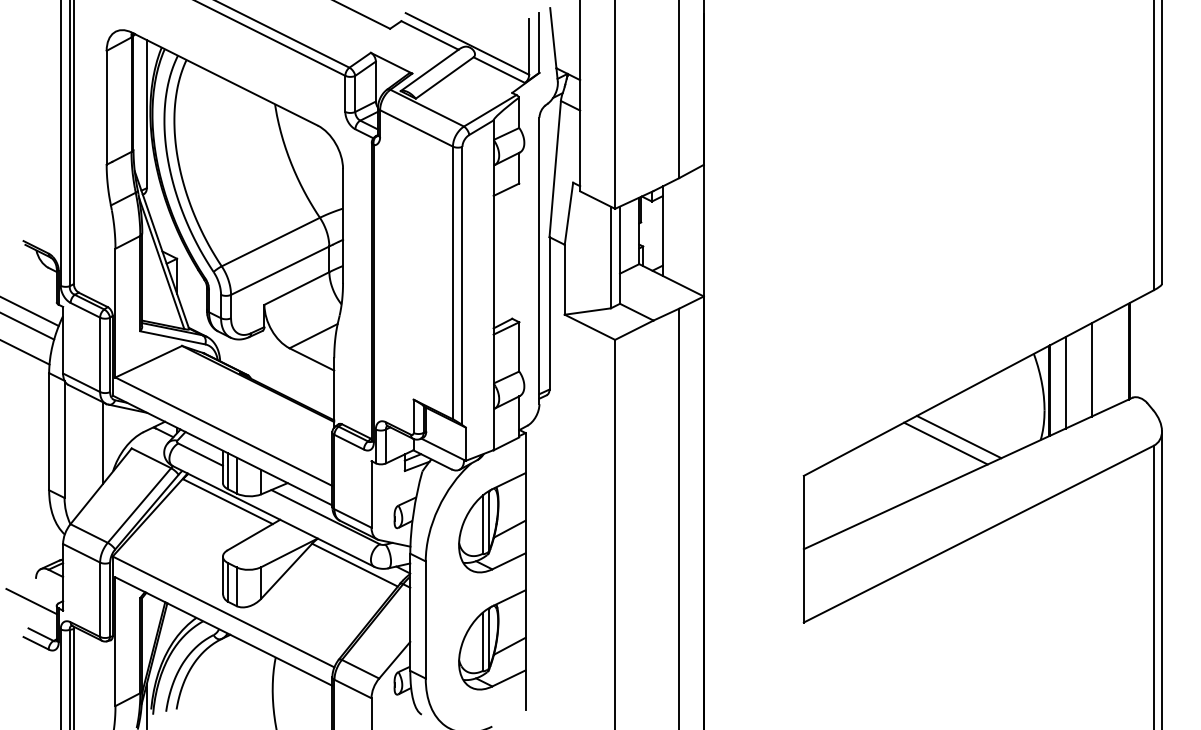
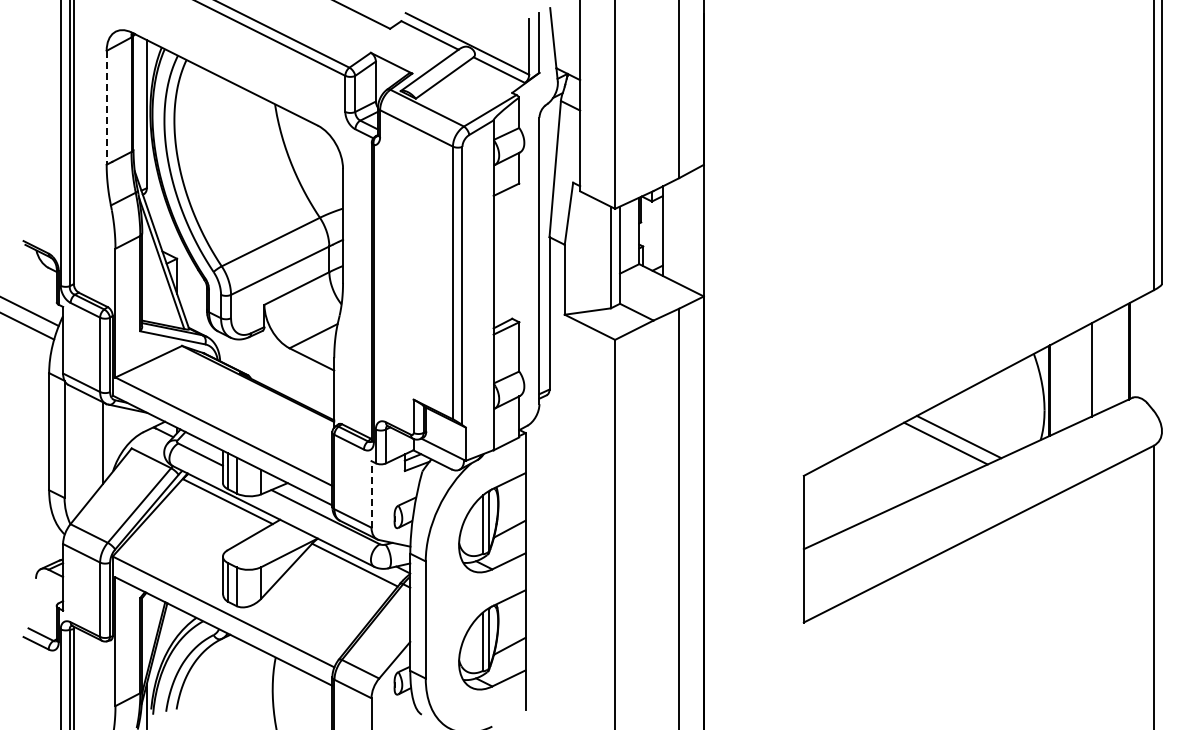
line: solid -> dashed (106, 107)
line: present -> none (25, 352)
line: present -> none (1065, 382)
line: solid -> dashed (371, 493)
line: present -> none (1162, 578)
line: present -> none (31, 601)
